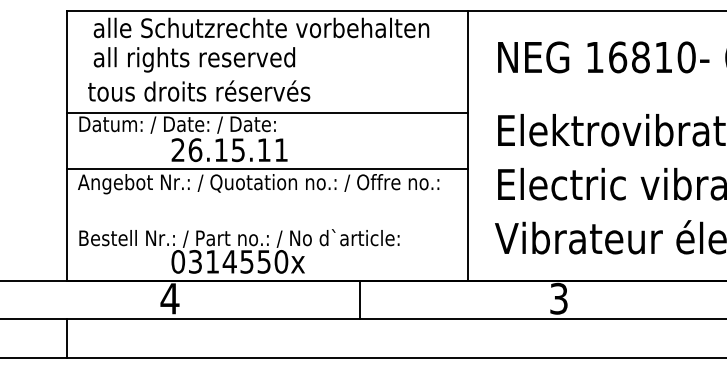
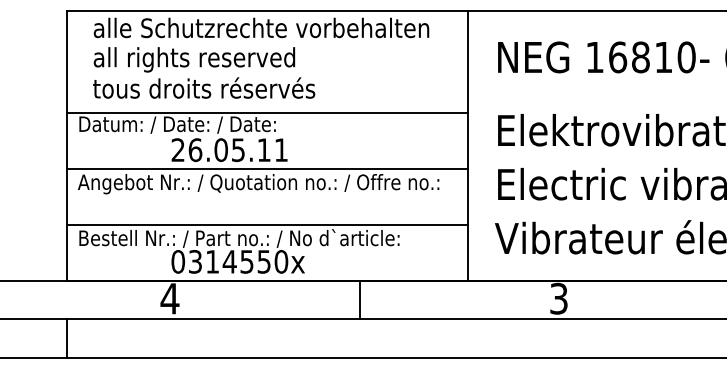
text position: (199, 90) -> (204, 87) (204, 87)
text: 26.15.11 -> 26.05.11 (220, 150)
line: none -> present (267, 224)
